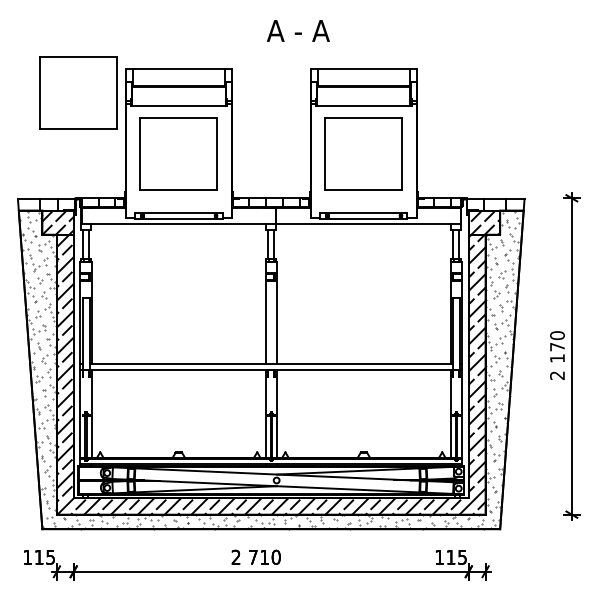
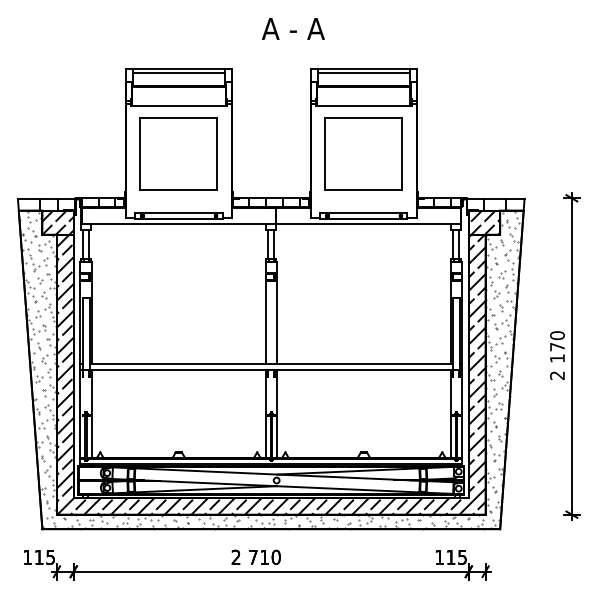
text position: (298, 30) -> (293, 28) (293, 28)
line: none -> present (178, 72)
line: none -> present (363, 72)
part: present -> none (78, 92)
